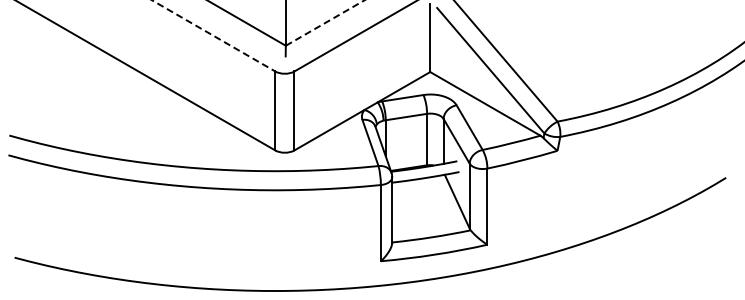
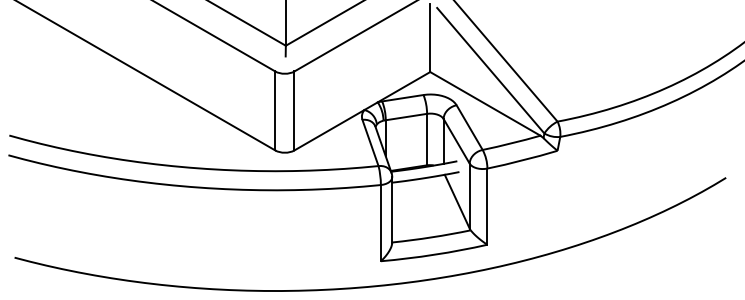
line: dashed -> solid (325, 22)
line: dashed -> solid (213, 36)
